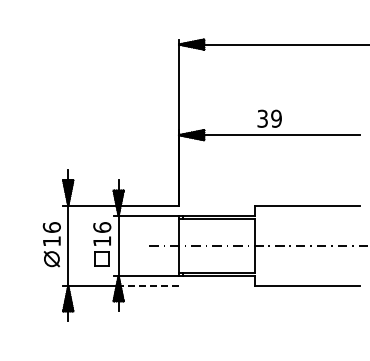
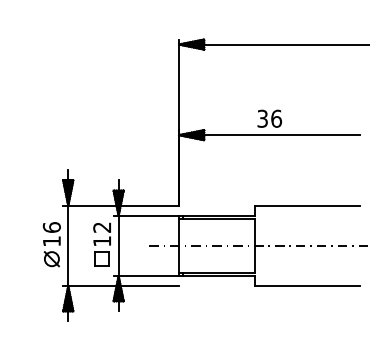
text: 39 -> 36 (276, 118)
text: 16 -> 12 (102, 227)
line: dashed -> solid (149, 286)
